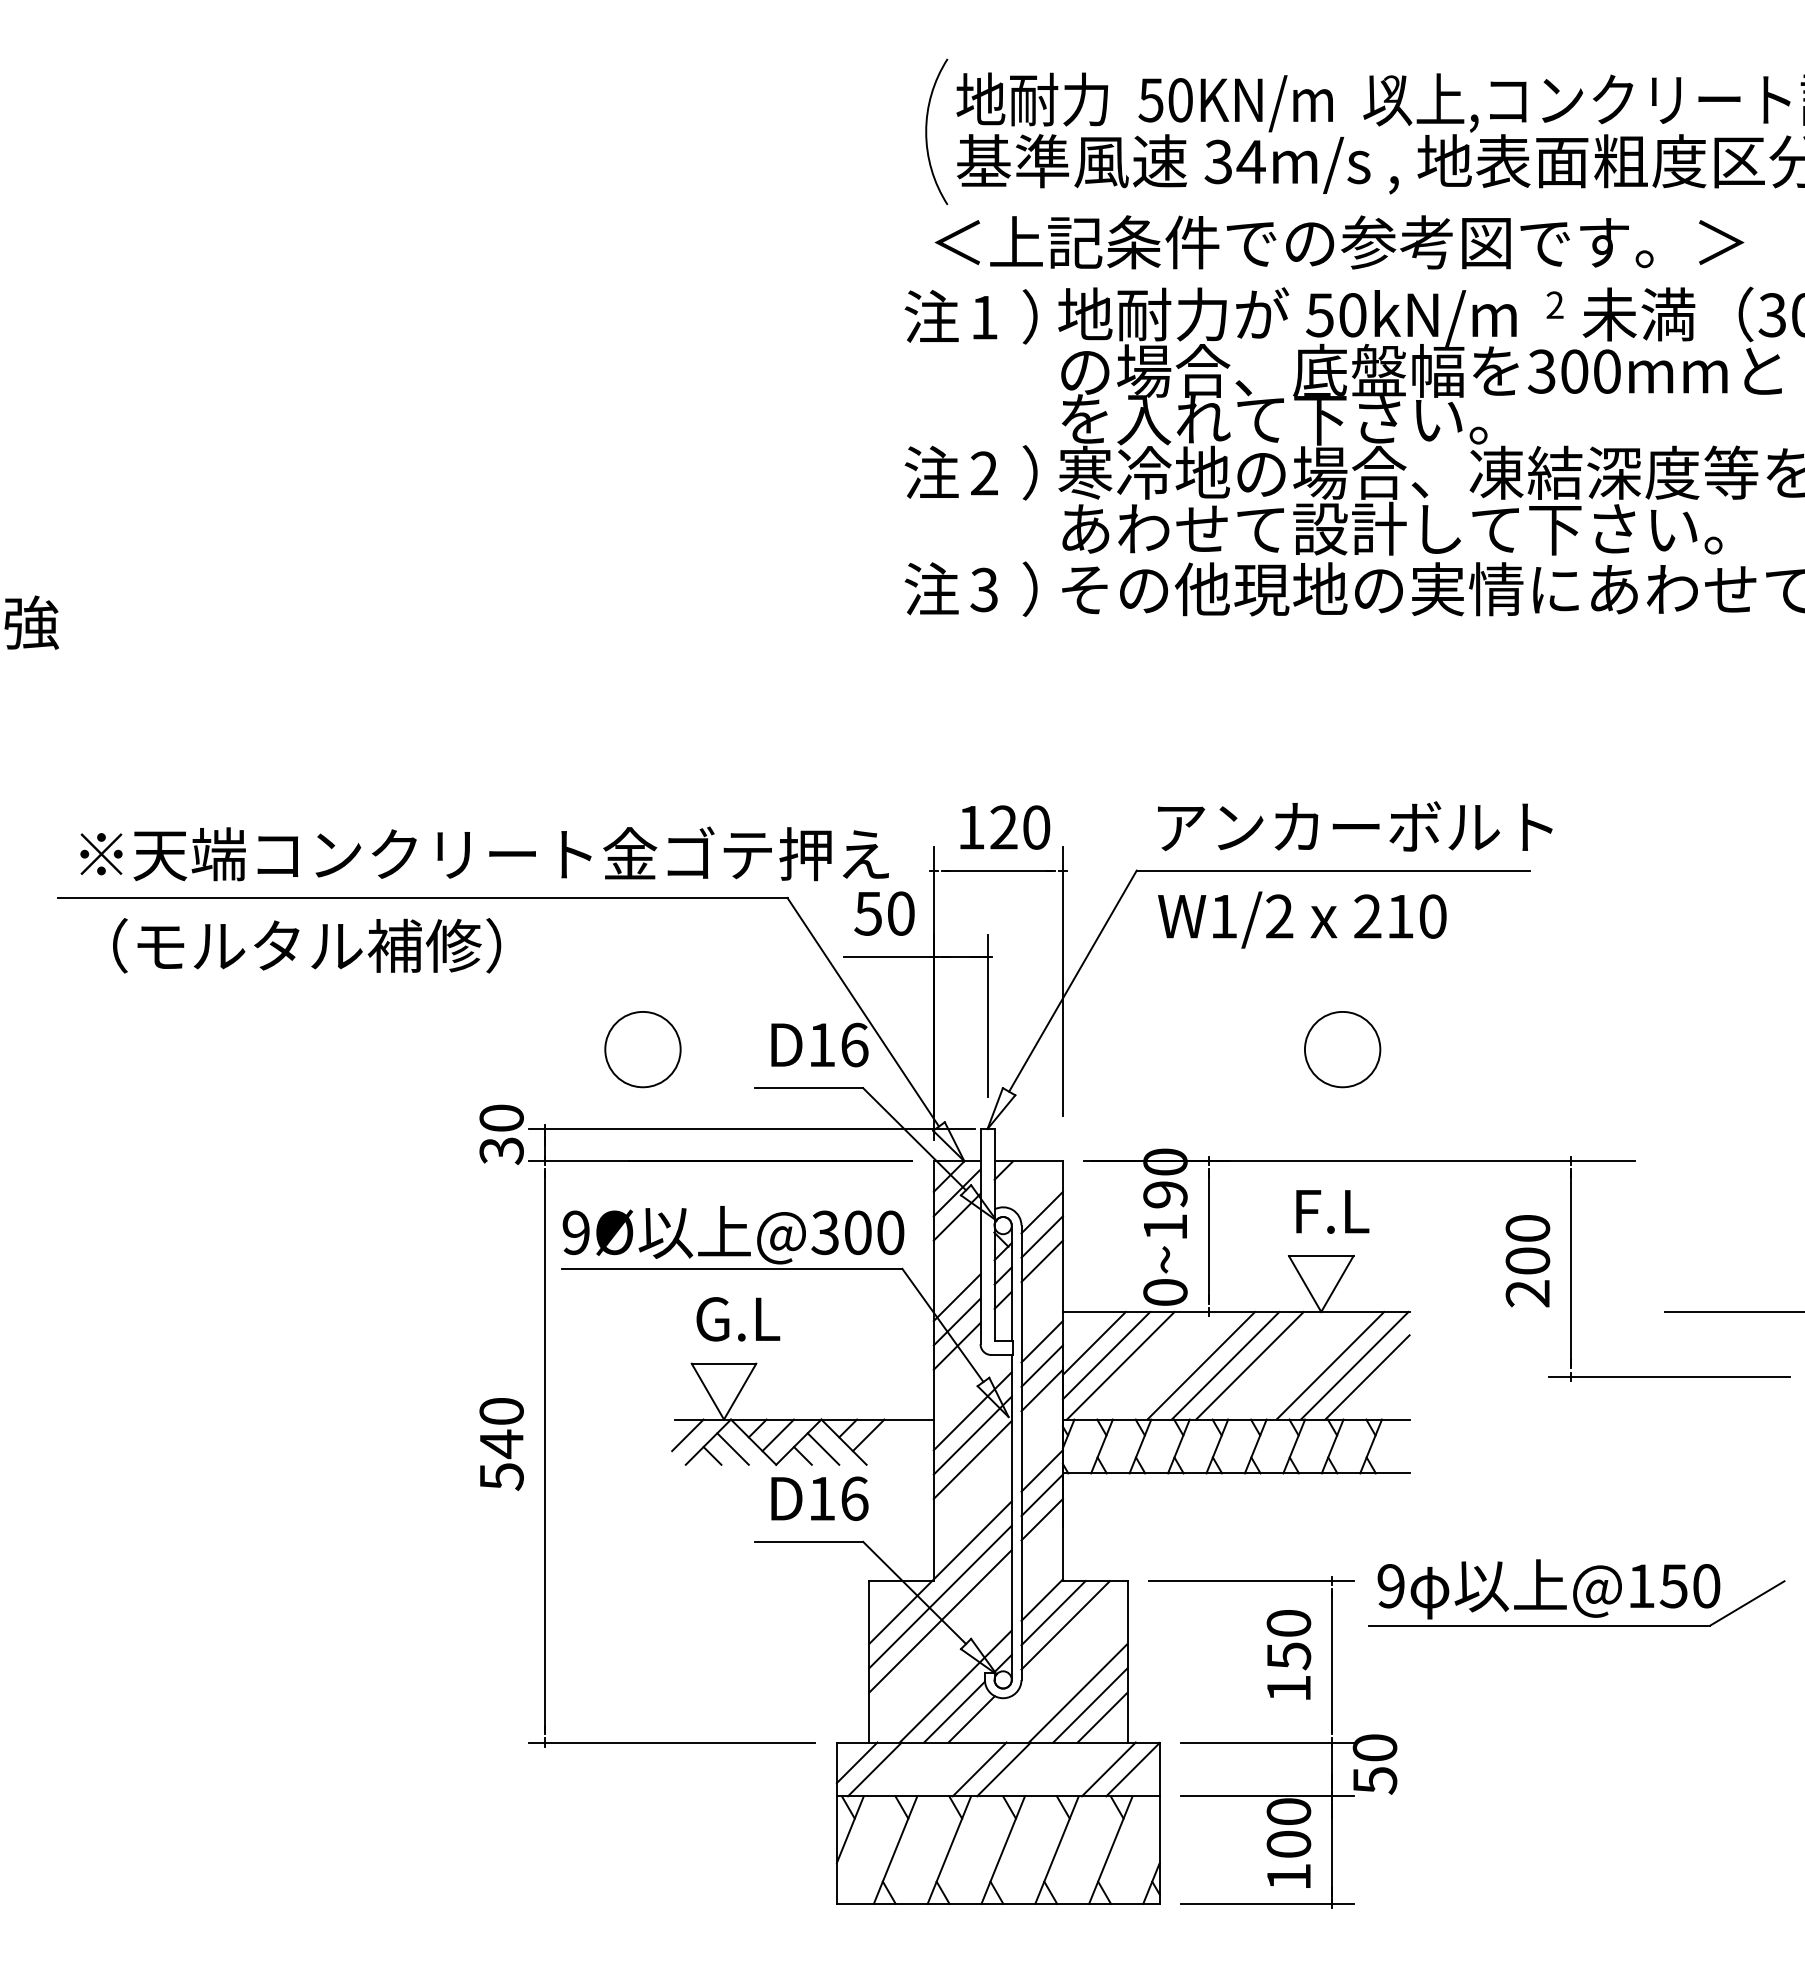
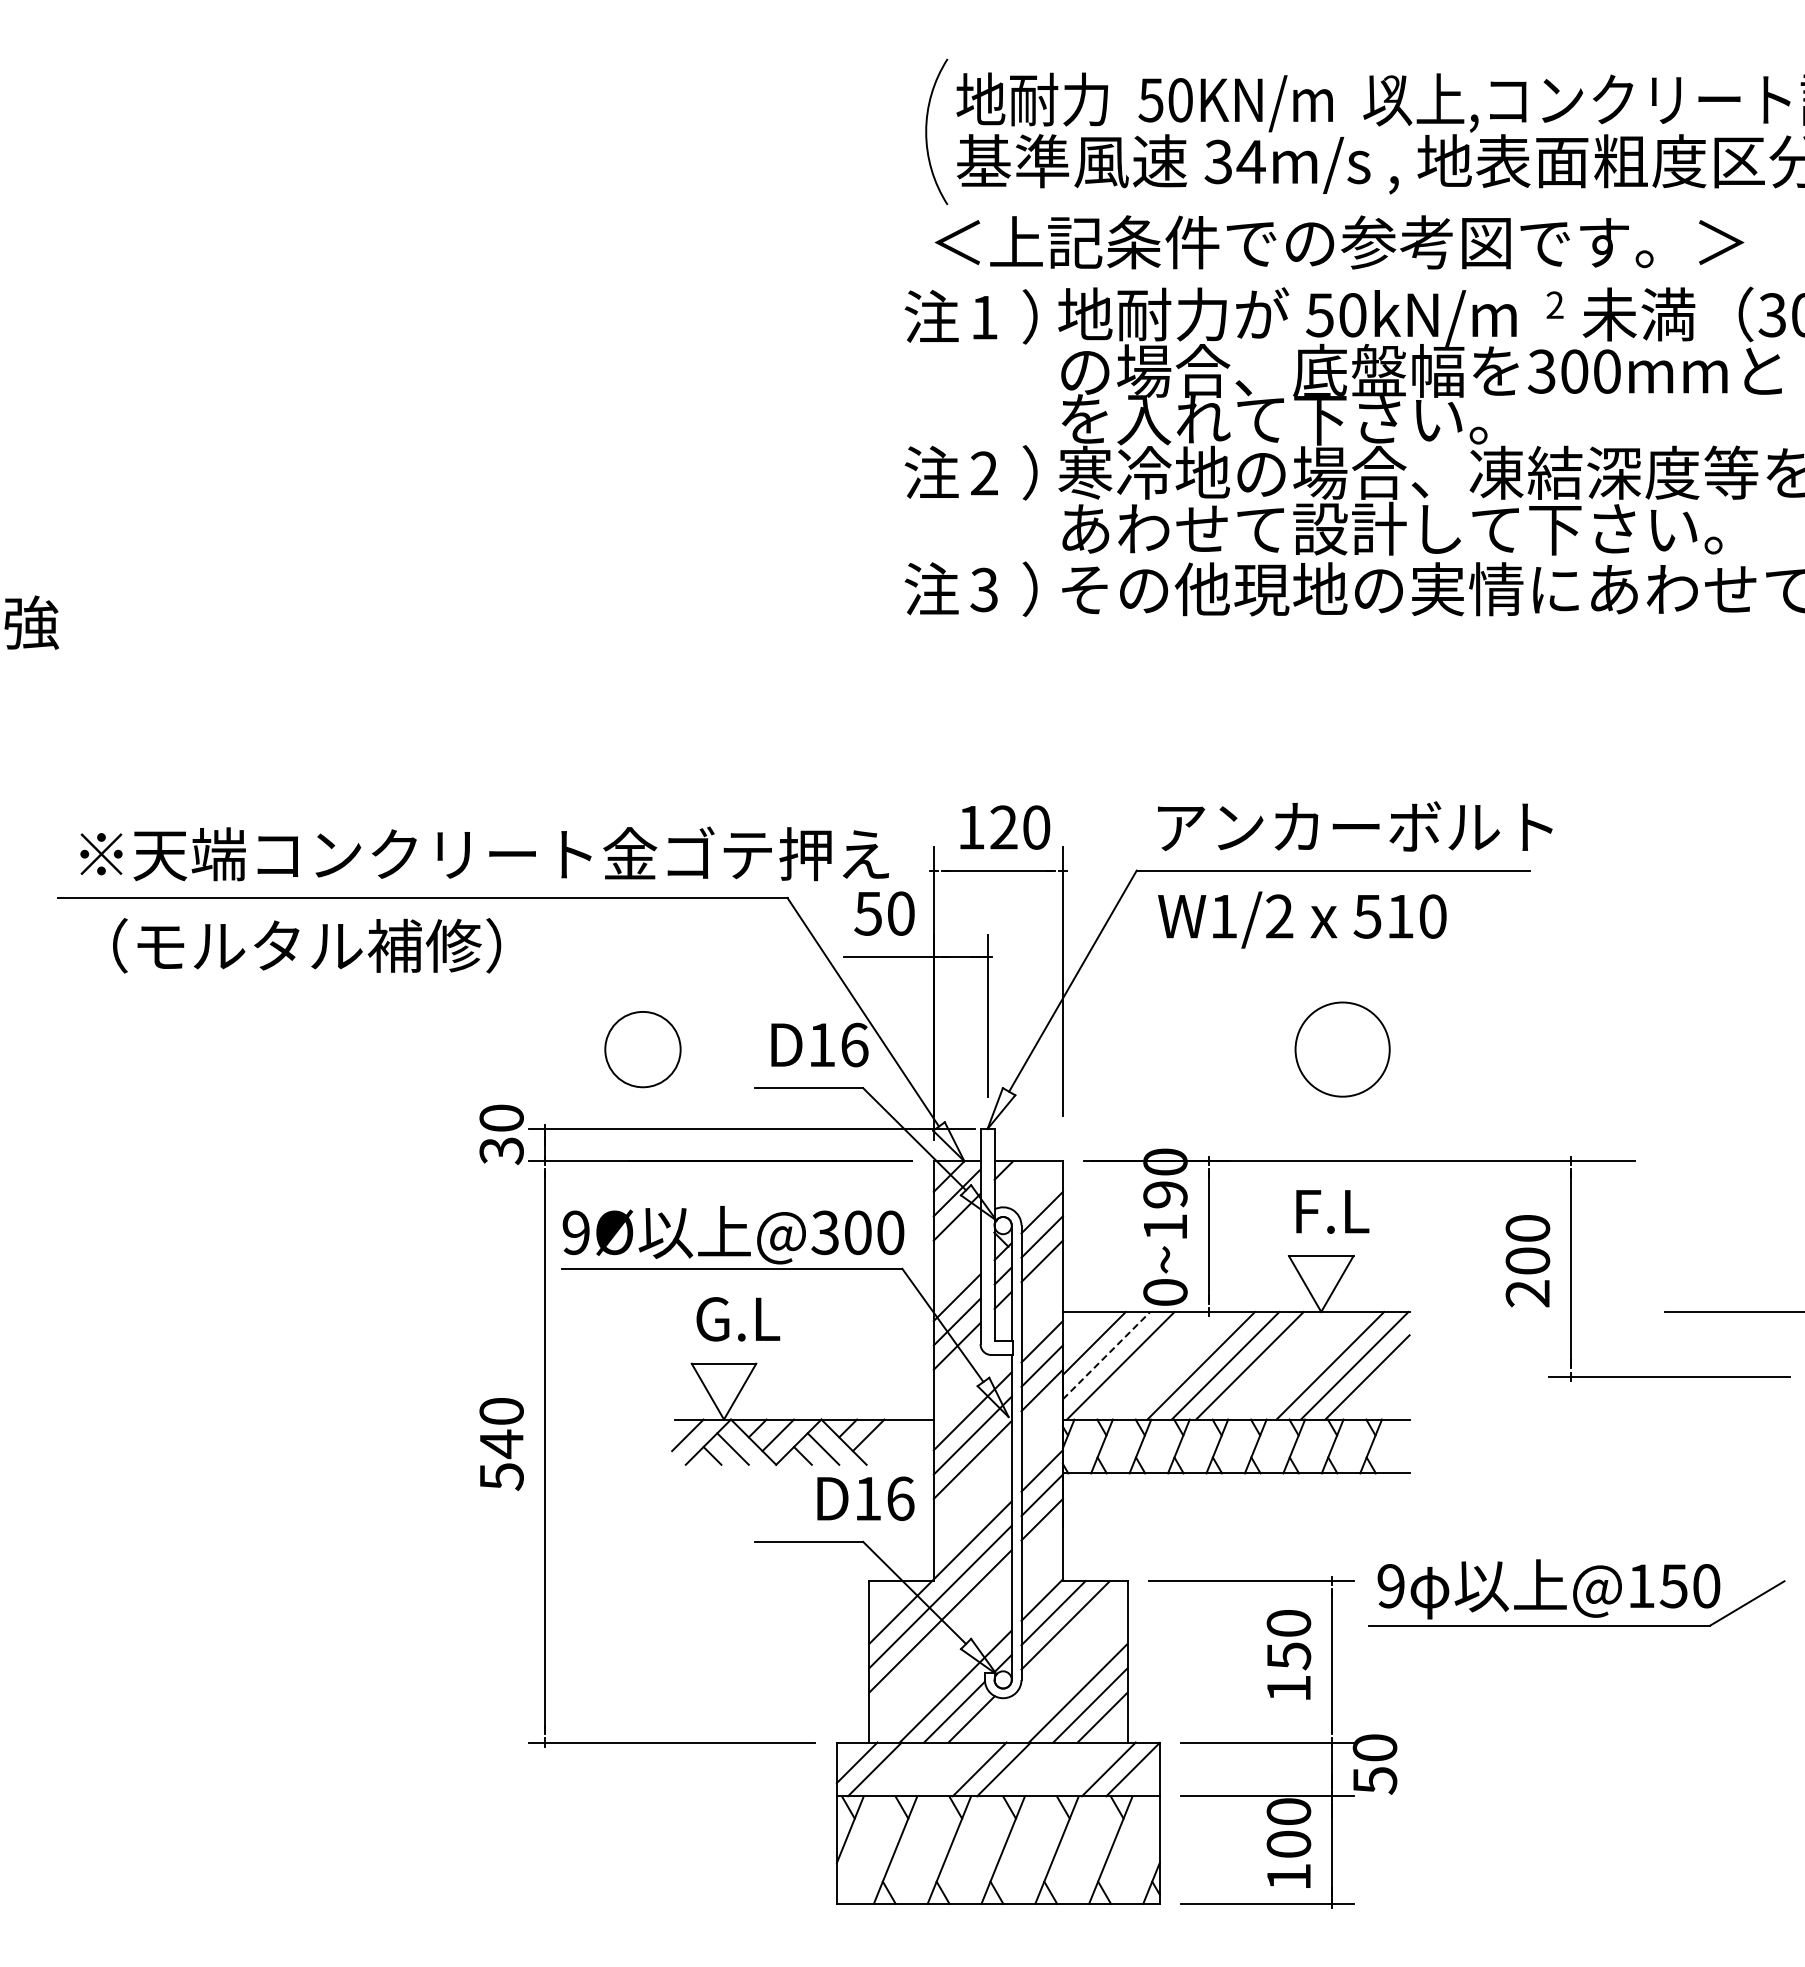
text: 210 -> 510 (1367, 916)
circle diameter: 75 px -> 94 px (1342, 1049)
line: solid -> dashed (1106, 1355)
text position: (819, 1498) -> (865, 1498) (865, 1498)
